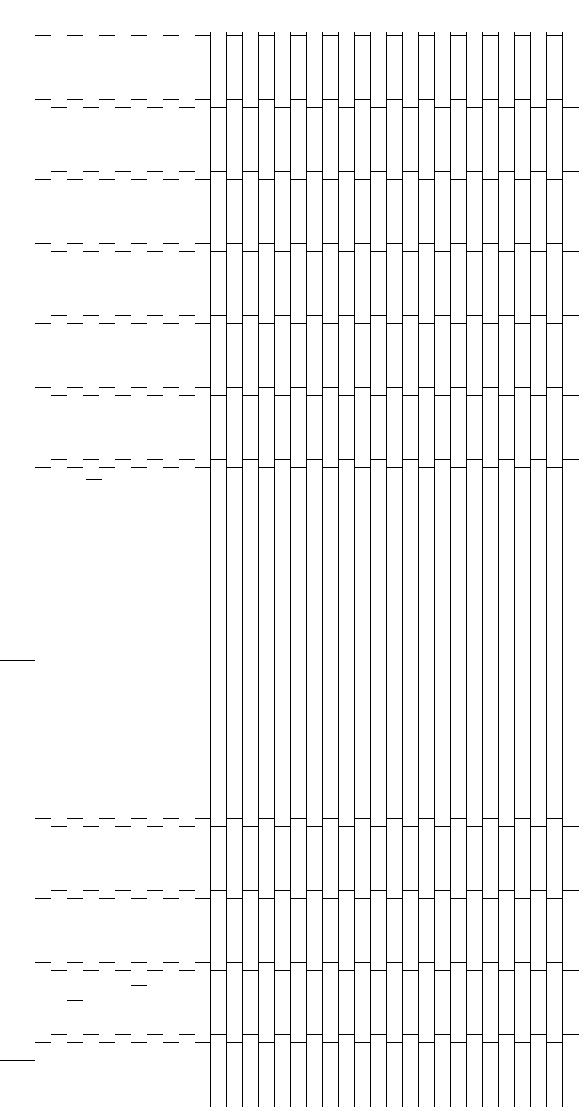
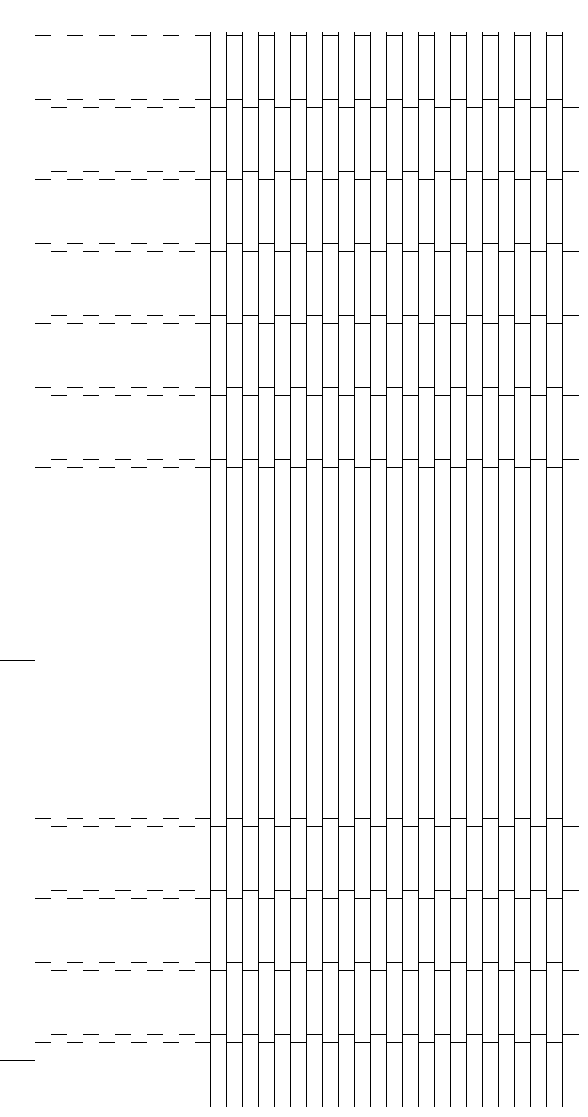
line: present -> none (93, 479)
line: present -> none (138, 985)
line: present -> none (74, 1000)
